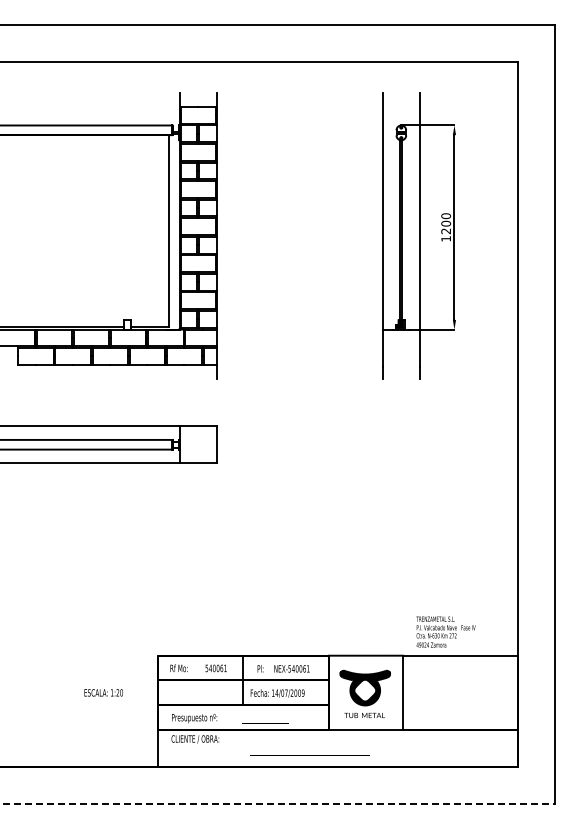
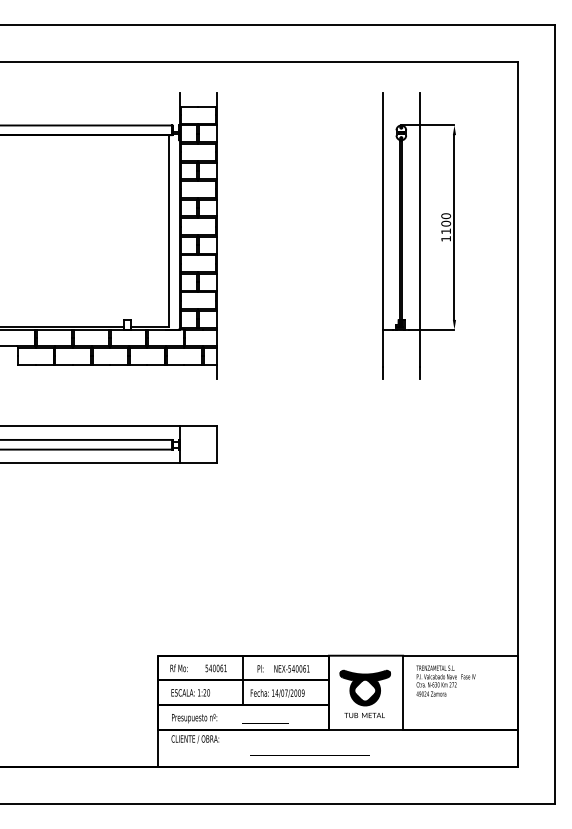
text: 1200 -> 1100 (445, 231)
text position: (445, 631) -> (445, 680) (445, 680)
text position: (103, 692) -> (190, 692) (190, 692)
line: dashed -> solid (278, 804)
